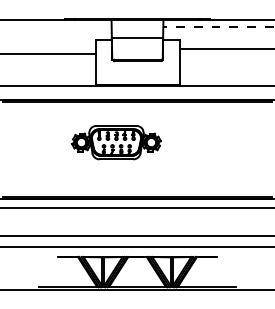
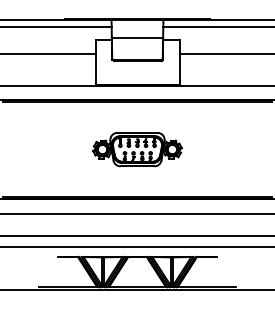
line: none -> present (56, 27)
line: dashed -> solid (219, 27)
line position: (225, 49) -> (225, 54) (225, 54)
part position: (116, 142) -> (137, 149) (137, 149)
line position: (136, 207) -> (136, 213) (136, 213)
